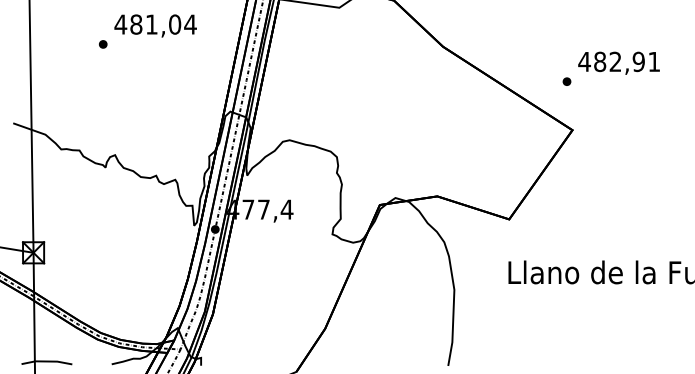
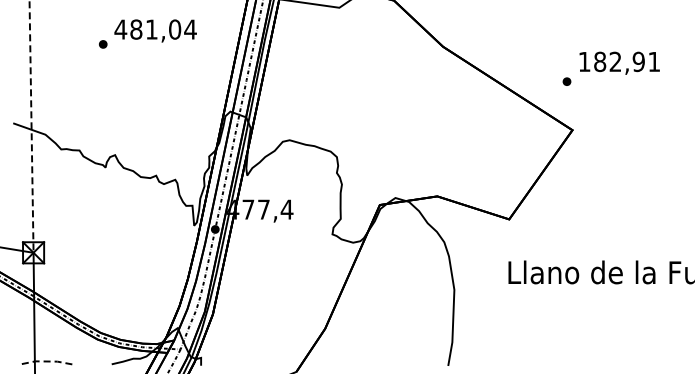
text position: (155, 25) -> (155, 30) (155, 30)
text: 482,91 -> 182,91 (584, 61)
line: solid -> dashed (31, 127)
line: solid -> dashed (46, 361)
